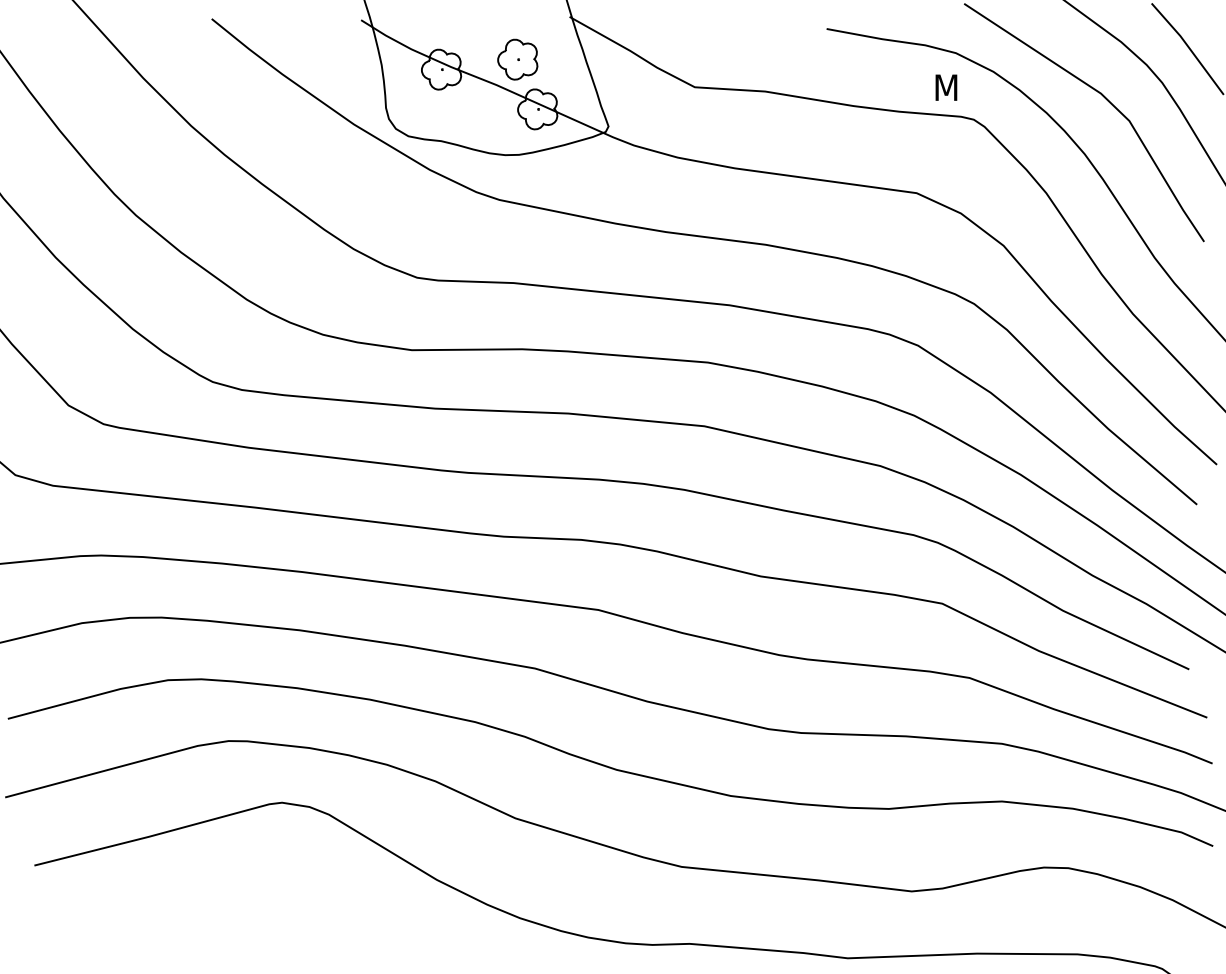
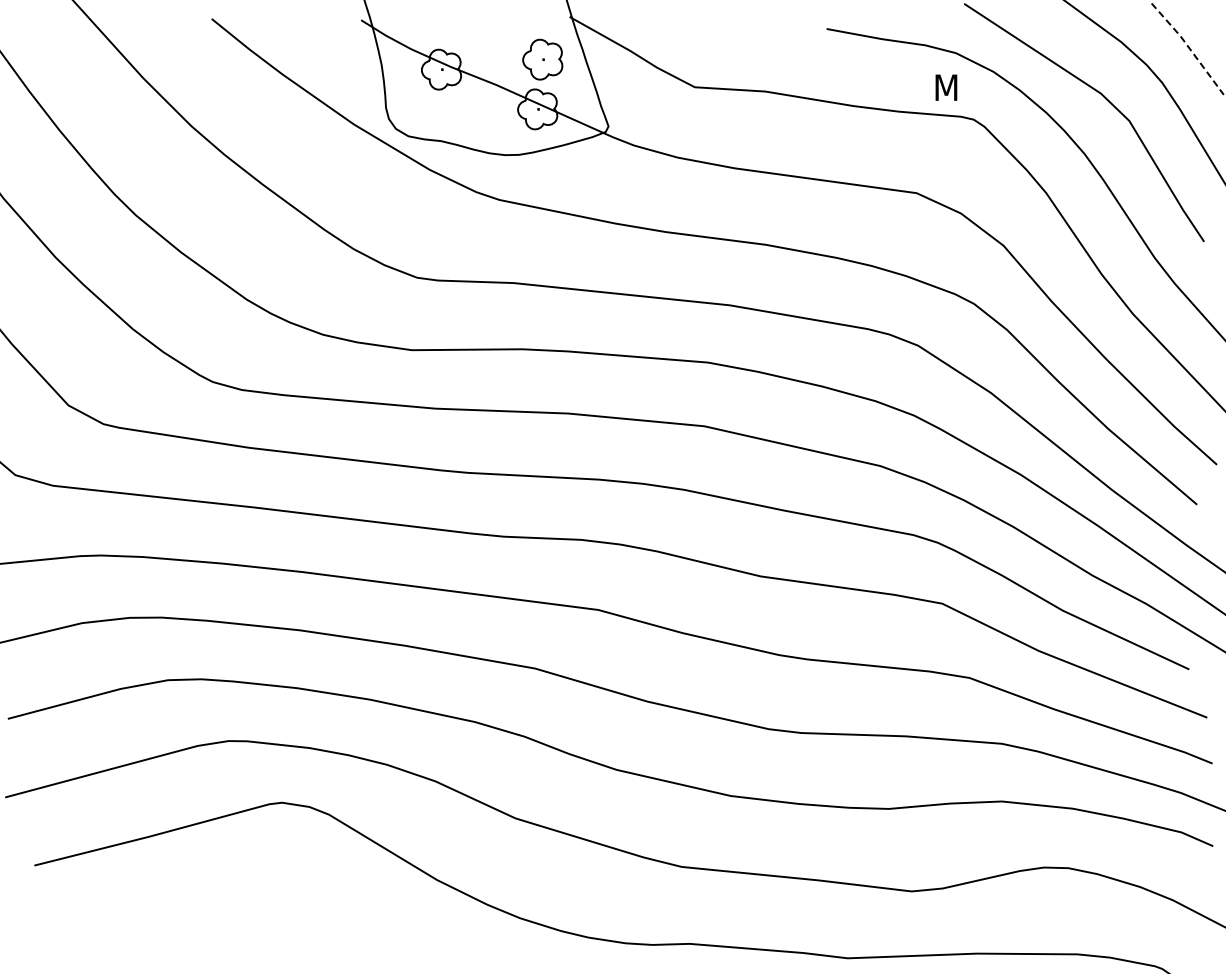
line: solid -> dashed (1189, 48)
part position: (517, 59) -> (542, 59) (542, 59)
